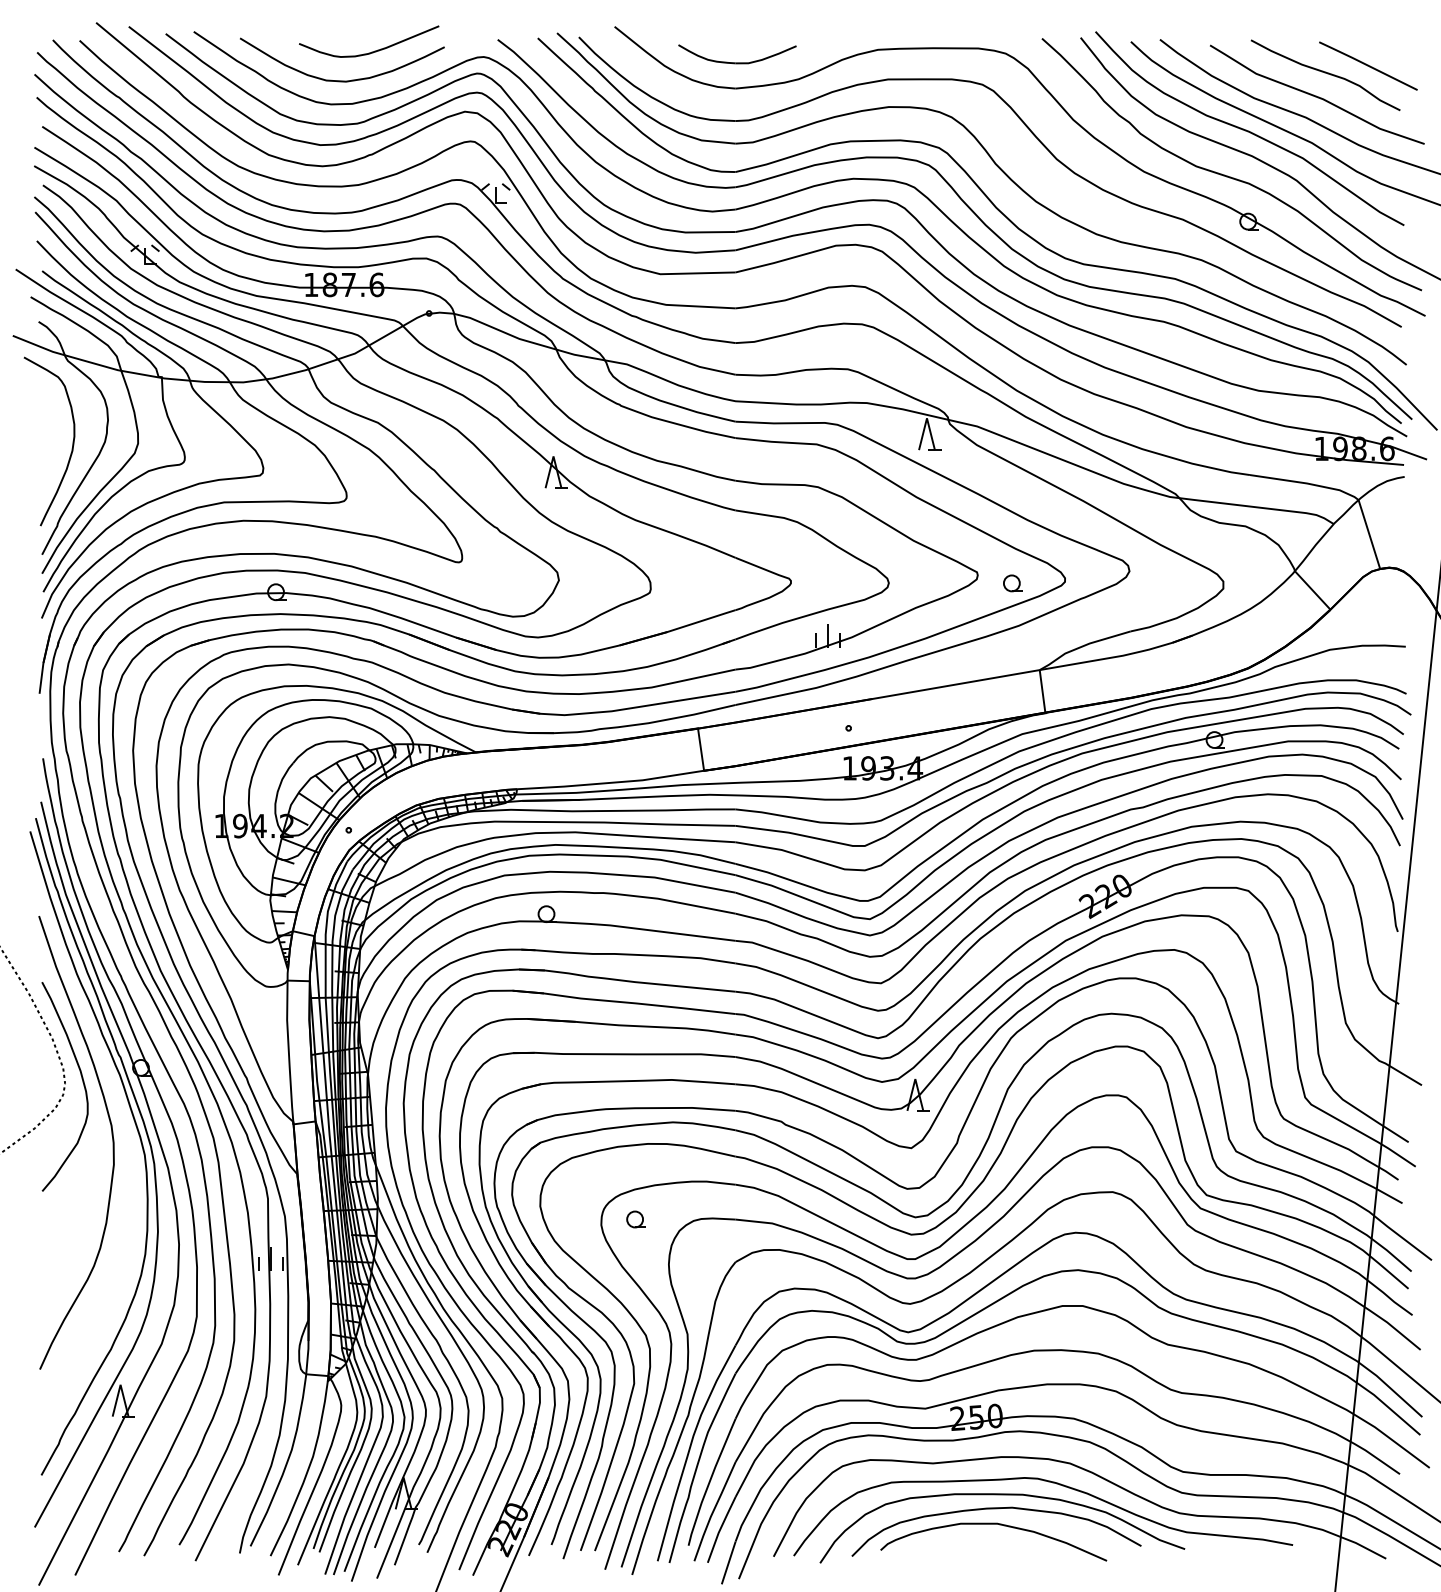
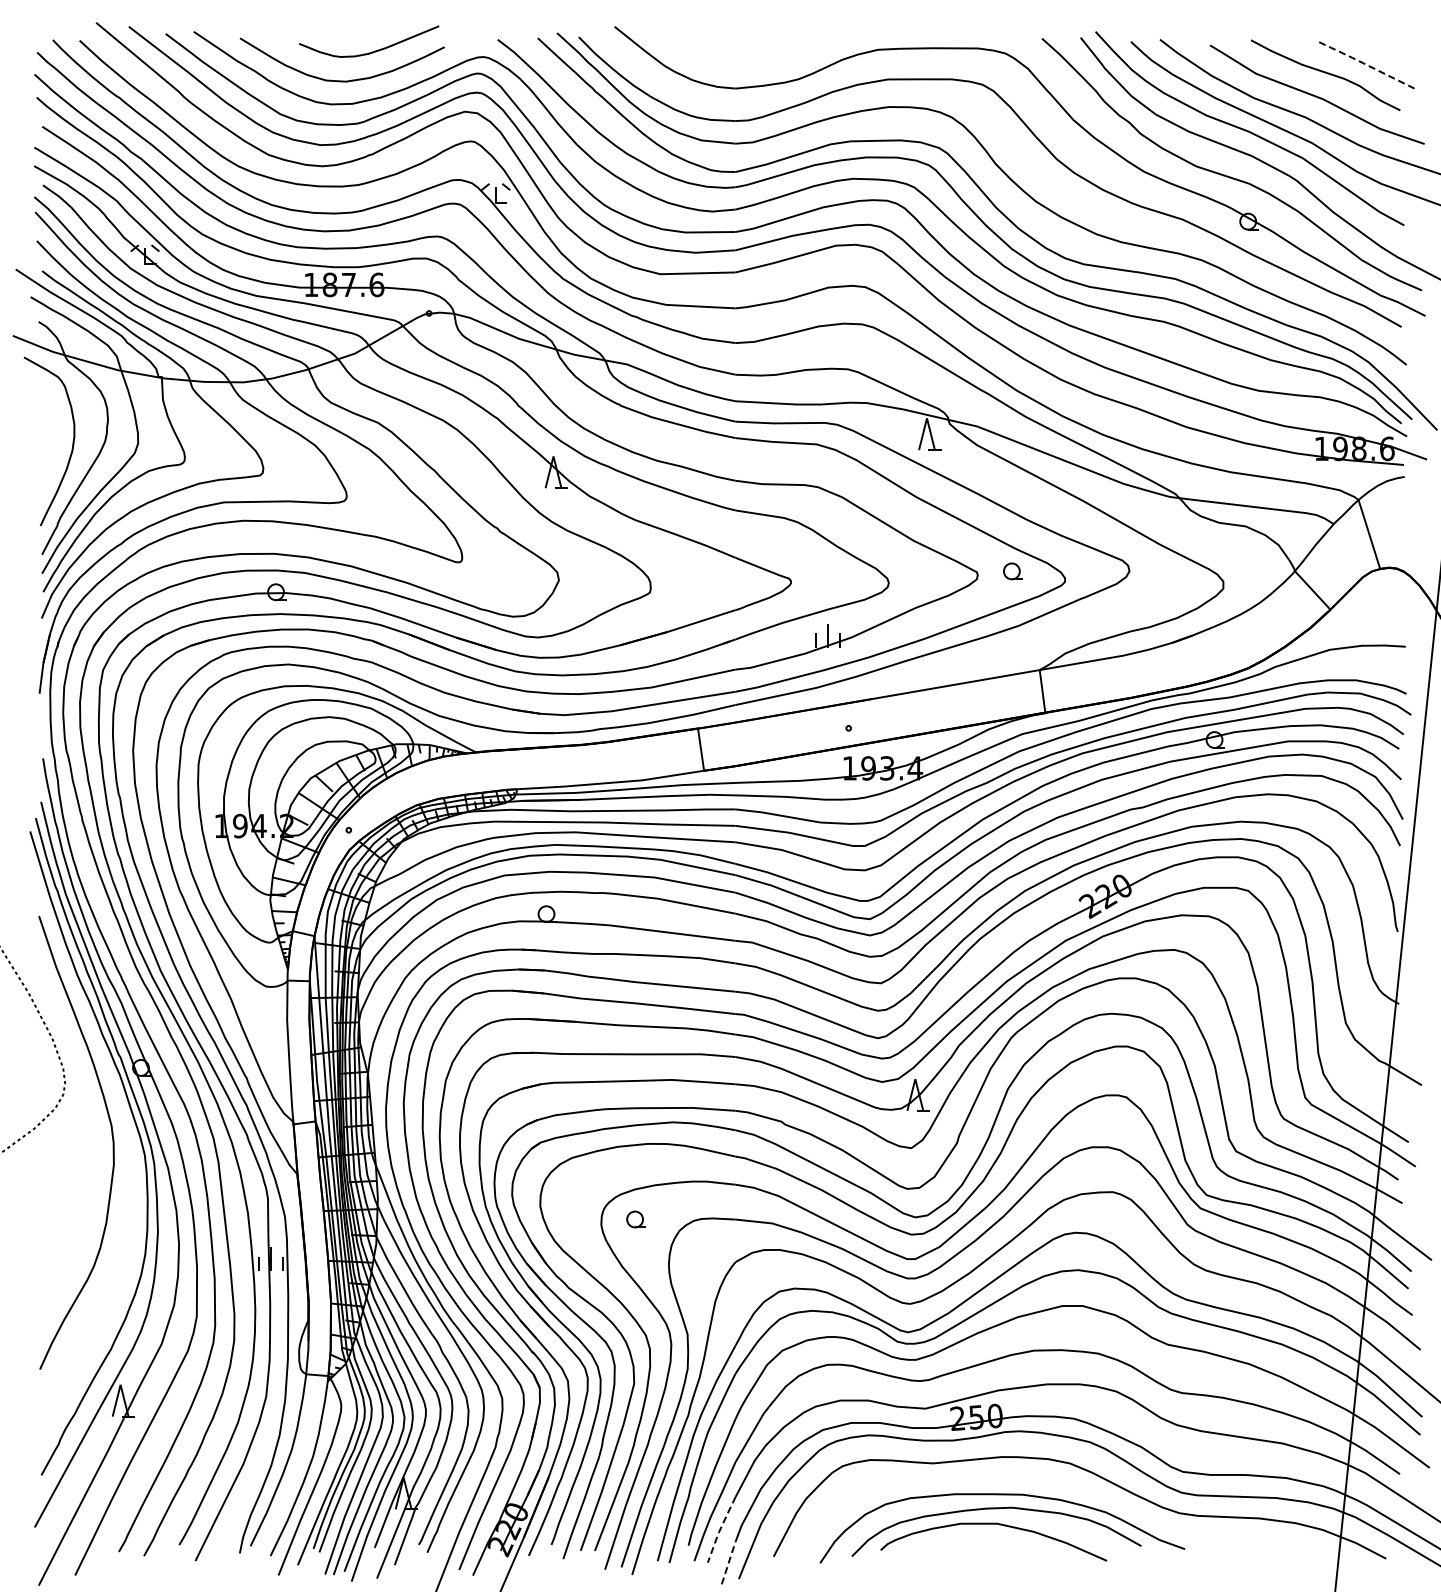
part: present -> none (737, 62)
line: solid -> dashed (1367, 65)
part position: (1012, 583) -> (1012, 571) (1012, 571)
curve: present -> none (82, 1082)
curve: present -> none (1052, 1483)
line: solid -> dashed (720, 1529)
line: solid -> dashed (728, 1562)
